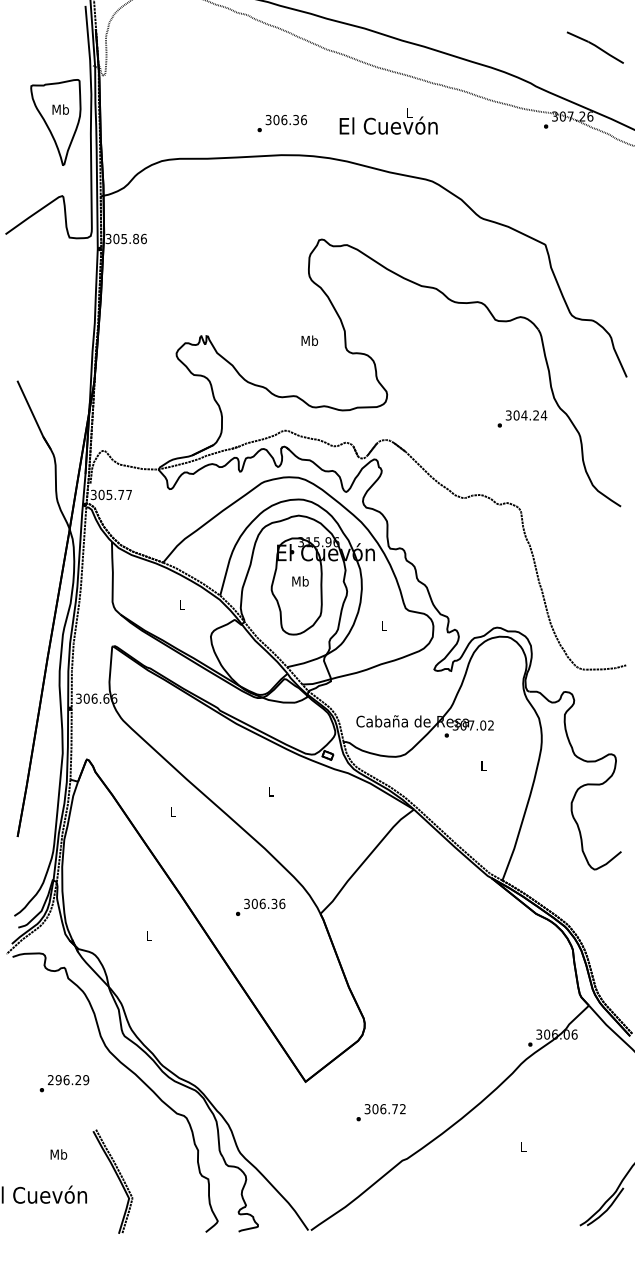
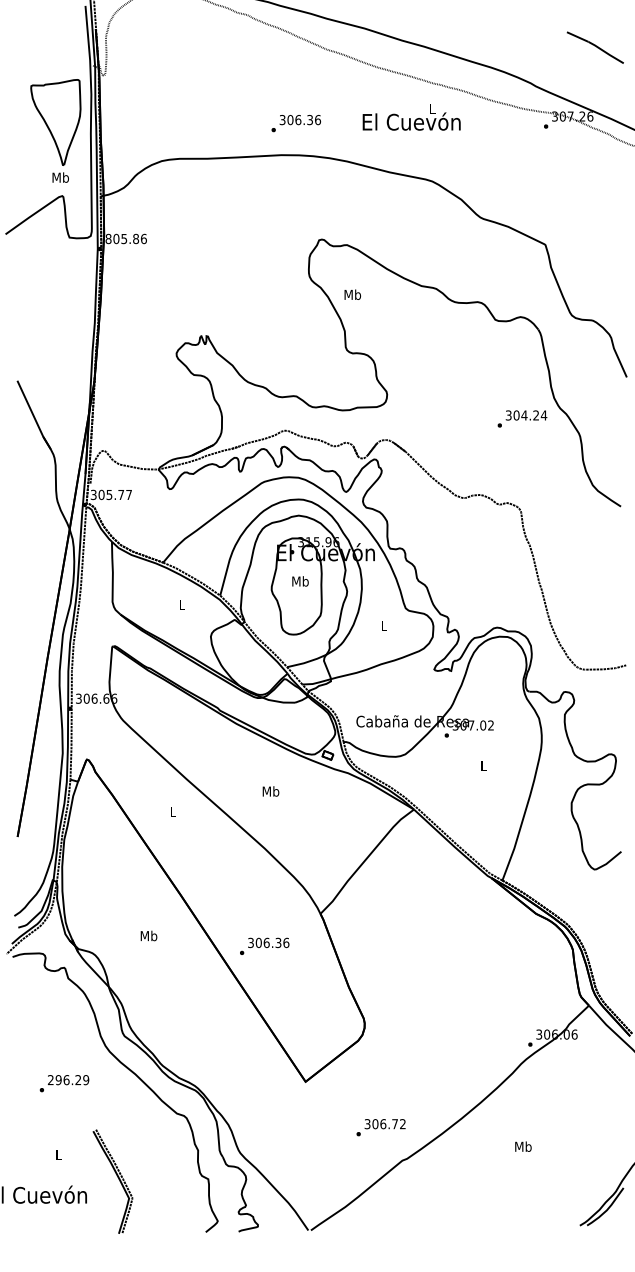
text position: (60, 109) -> (60, 177) (60, 177)
text position: (388, 121) -> (411, 117) (411, 117)
text position: (281, 123) -> (295, 123) (295, 123)
text: 305.86 -> 805.86 (108, 239)
text position: (309, 340) -> (352, 294) (352, 294)
text: L -> Mb (270, 791)
text position: (260, 906) -> (264, 945) (264, 945)
text: L -> Mb (148, 935)
text position: (380, 1112) -> (380, 1127) (380, 1127)
text: L -> Mb (523, 1146)
text: Mb -> L (58, 1154)
